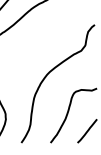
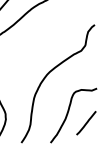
line position: (87, 131) -> (86, 123) (86, 123)
